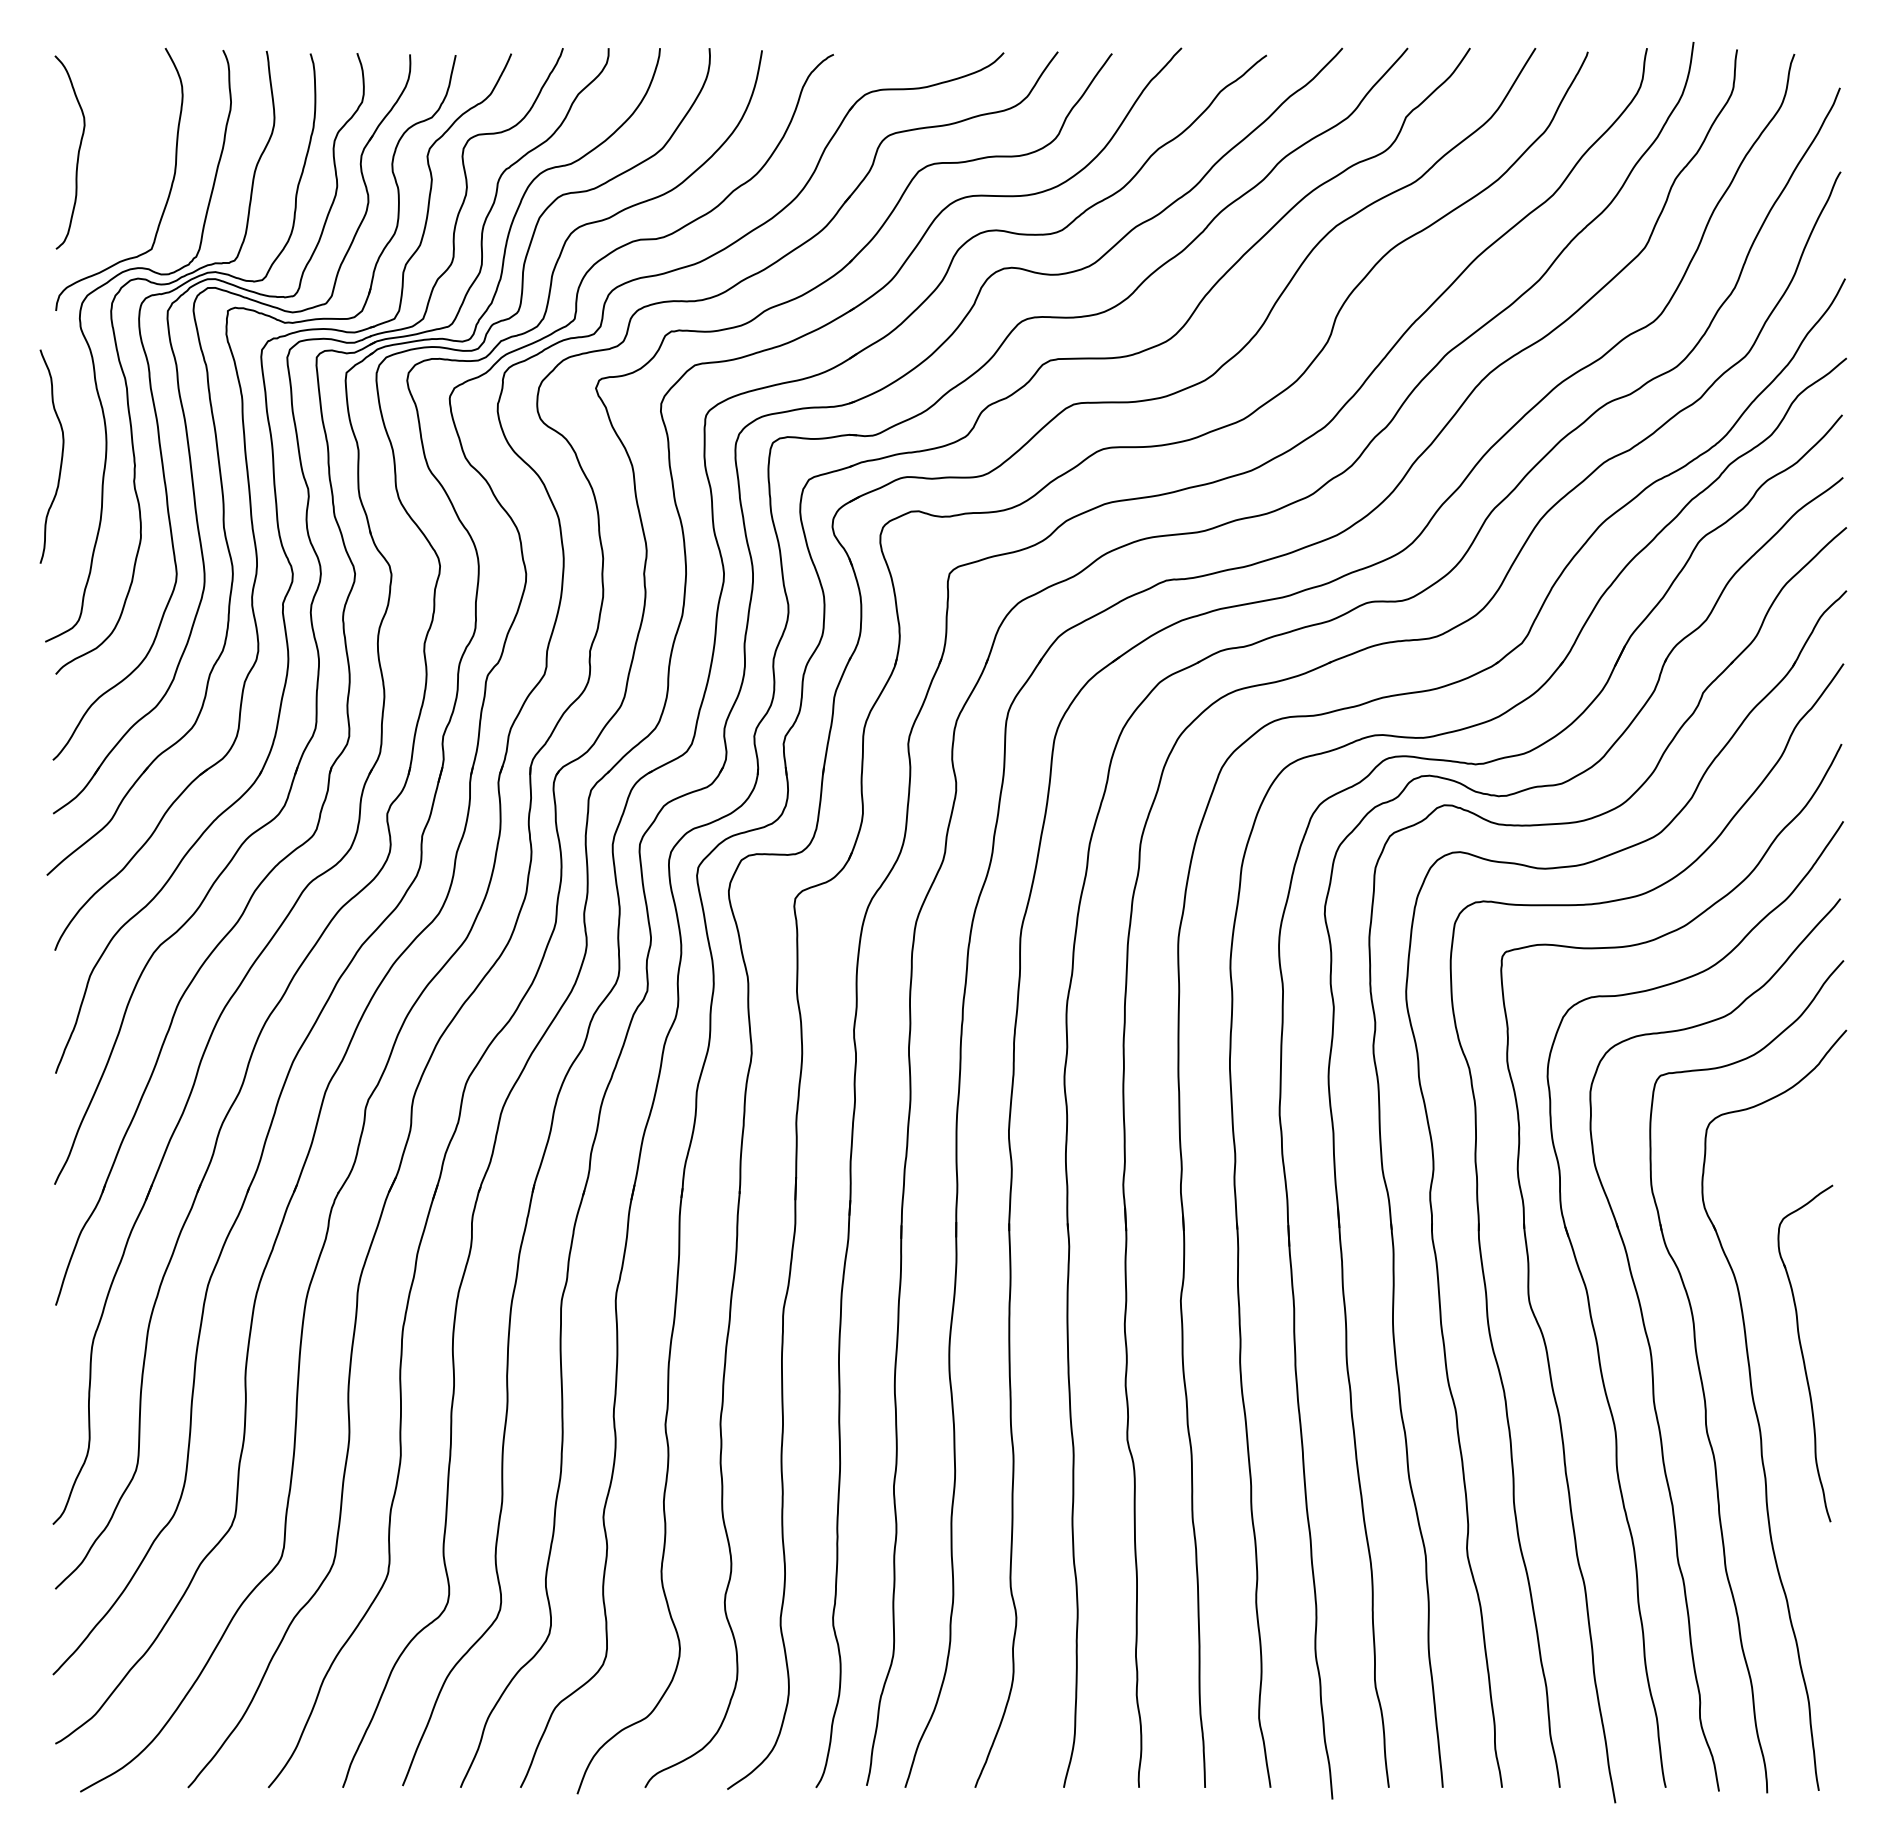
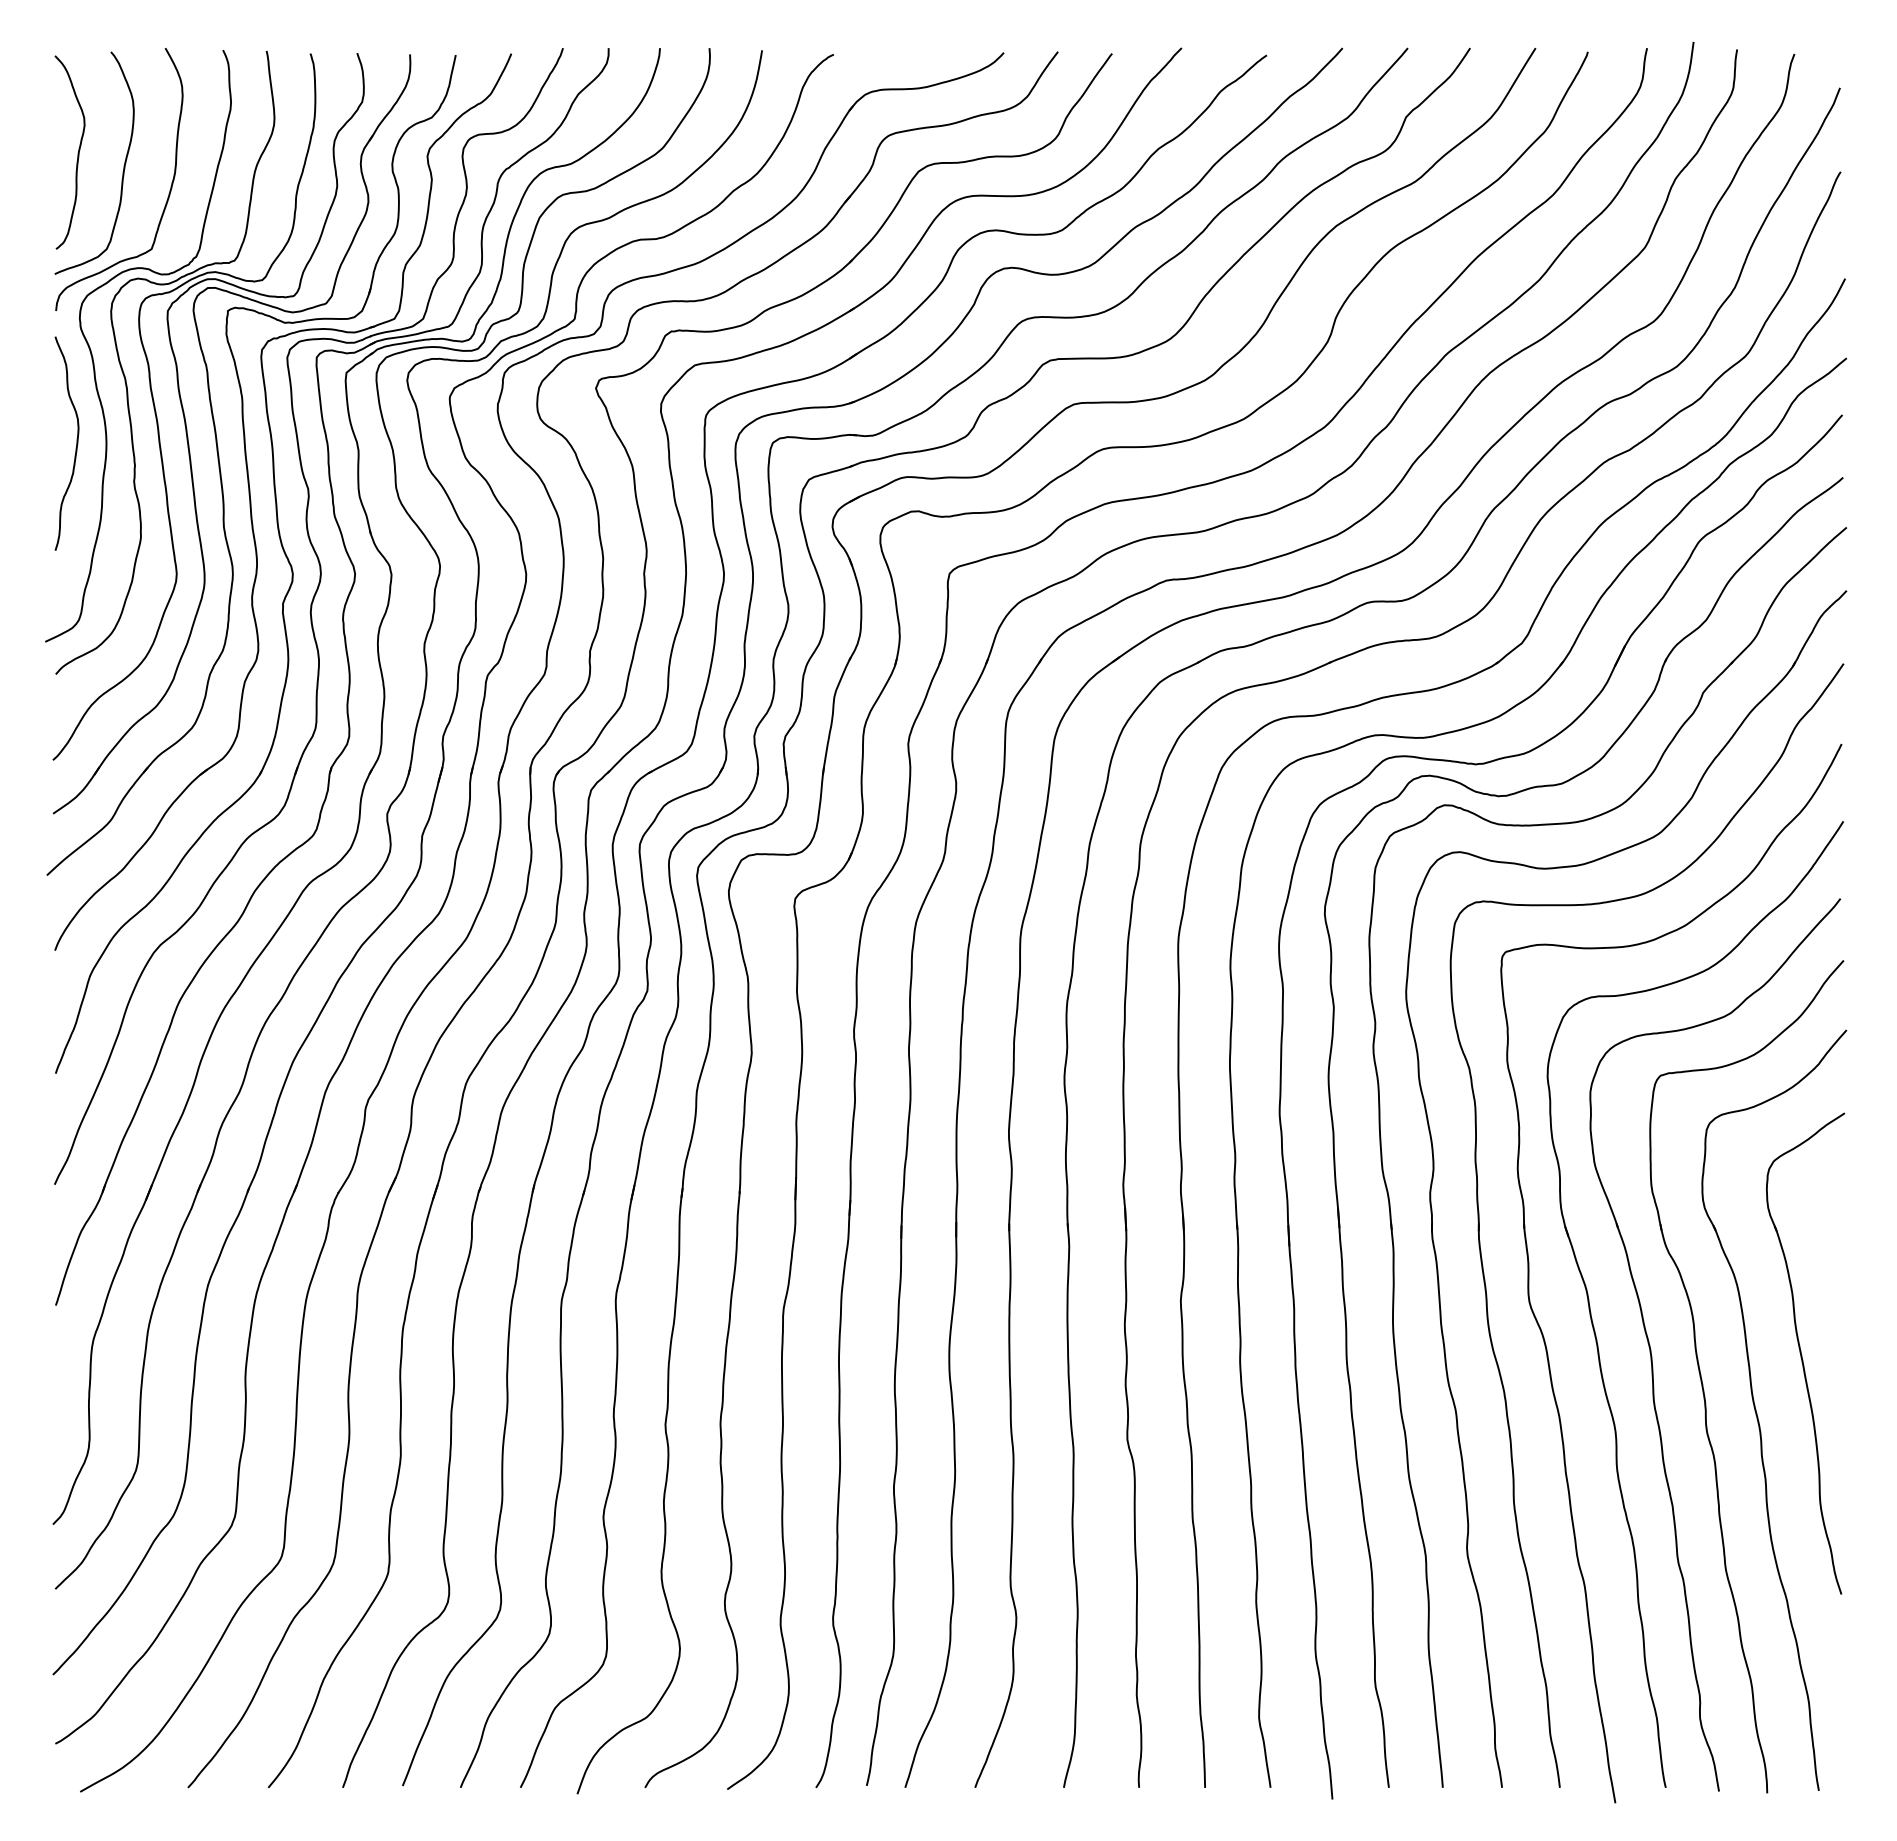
curve: none -> present (123, 165)
curve position: (60, 460) -> (75, 447) (75, 447)
part size: 57x339 px -> 79x483 px (1805, 1353)
